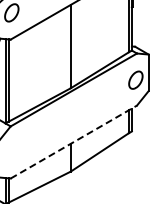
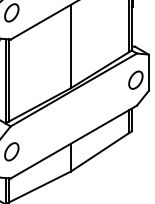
line: dashed -> solid (73, 142)
part: none -> present (11, 151)
